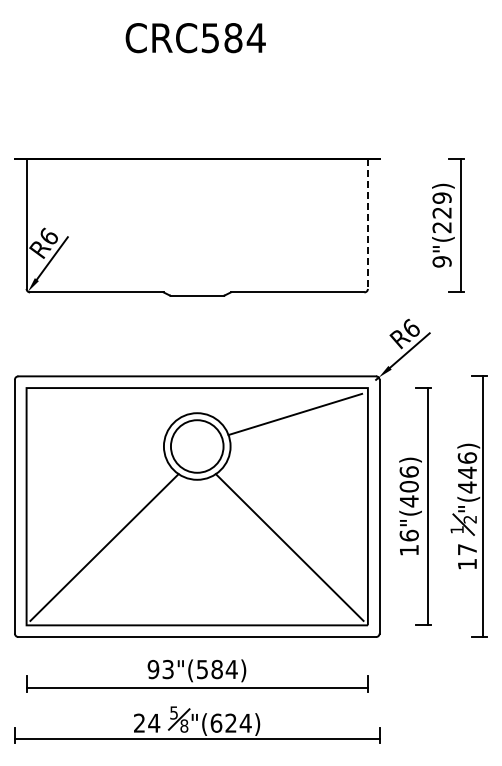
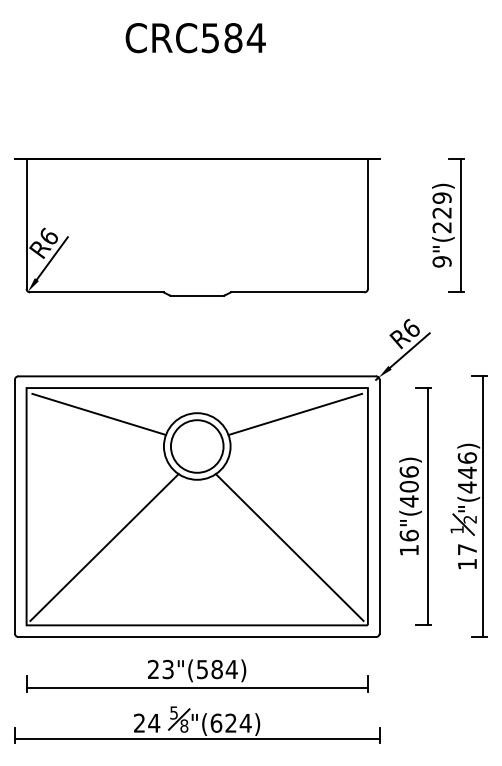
line: dashed -> solid (367, 224)
line: none -> present (99, 413)
text: 93"(584) -> 23"(584) (153, 669)
